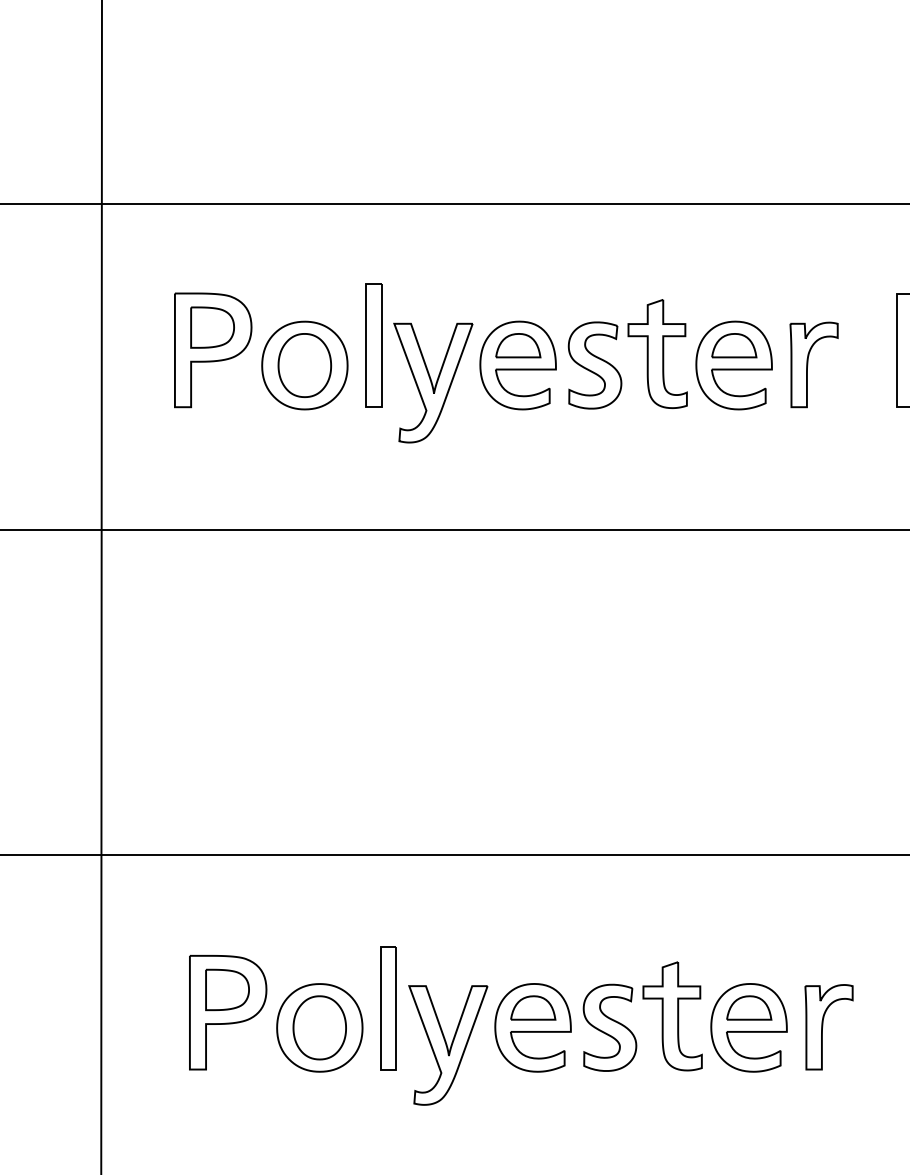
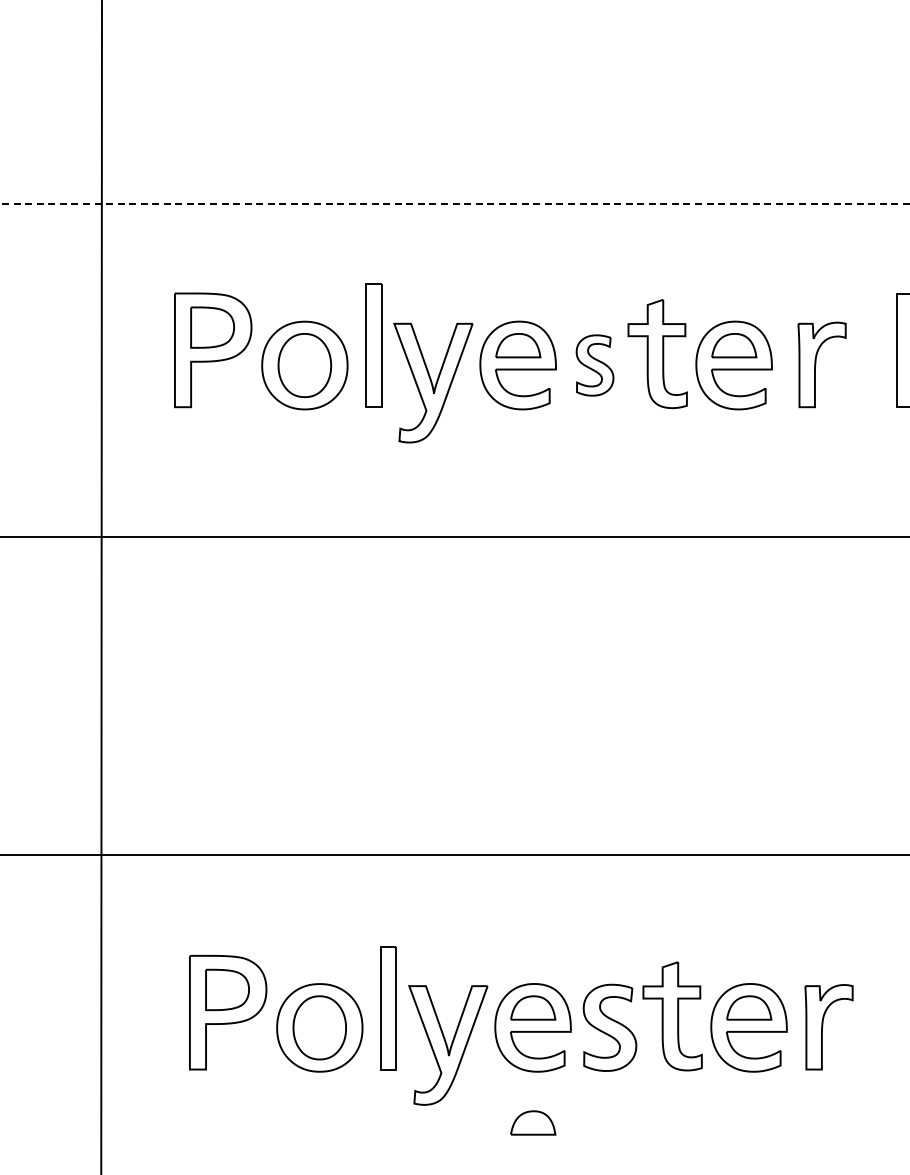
line: solid -> dashed (455, 204)
part position: (813, 364) -> (821, 364) (821, 364)
part size: 56x89 px -> 40x63 px (594, 365)
line position: (454, 529) -> (454, 536) (454, 536)
part: none -> present (533, 1122)
